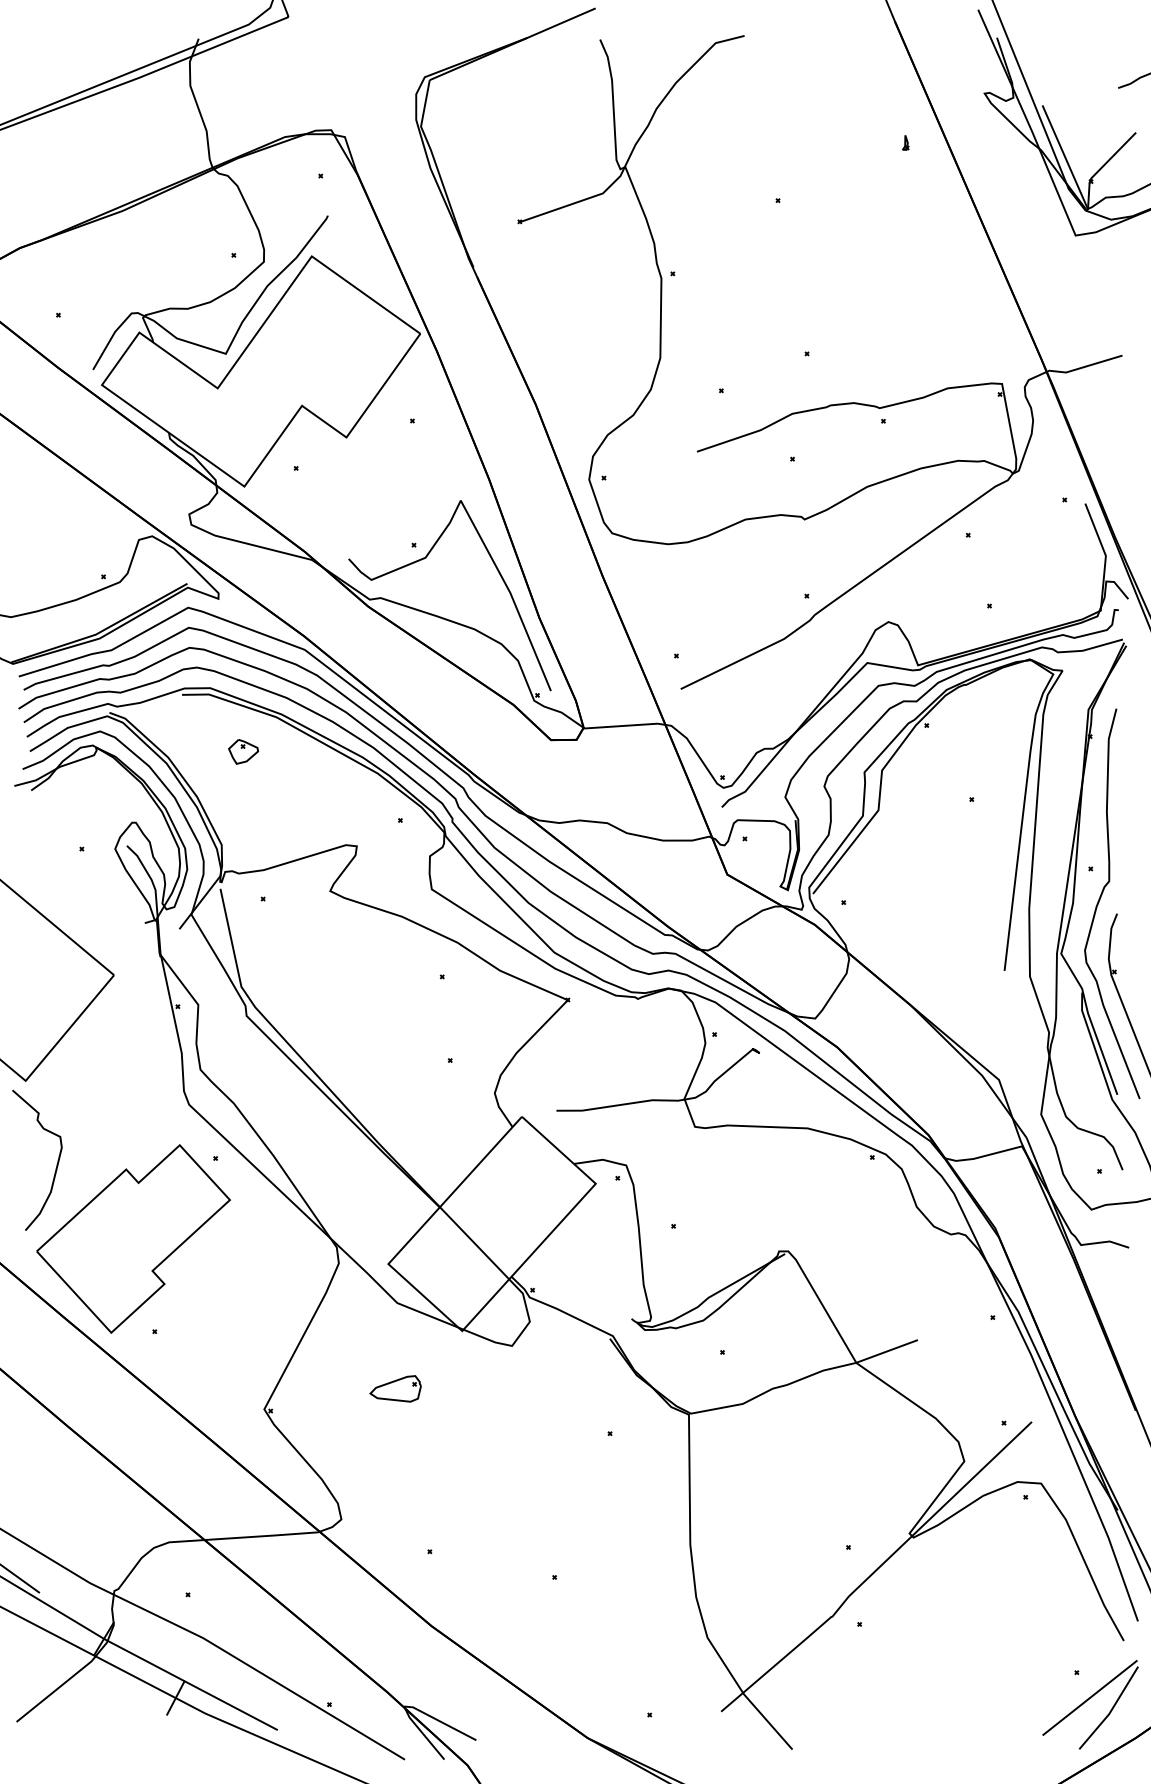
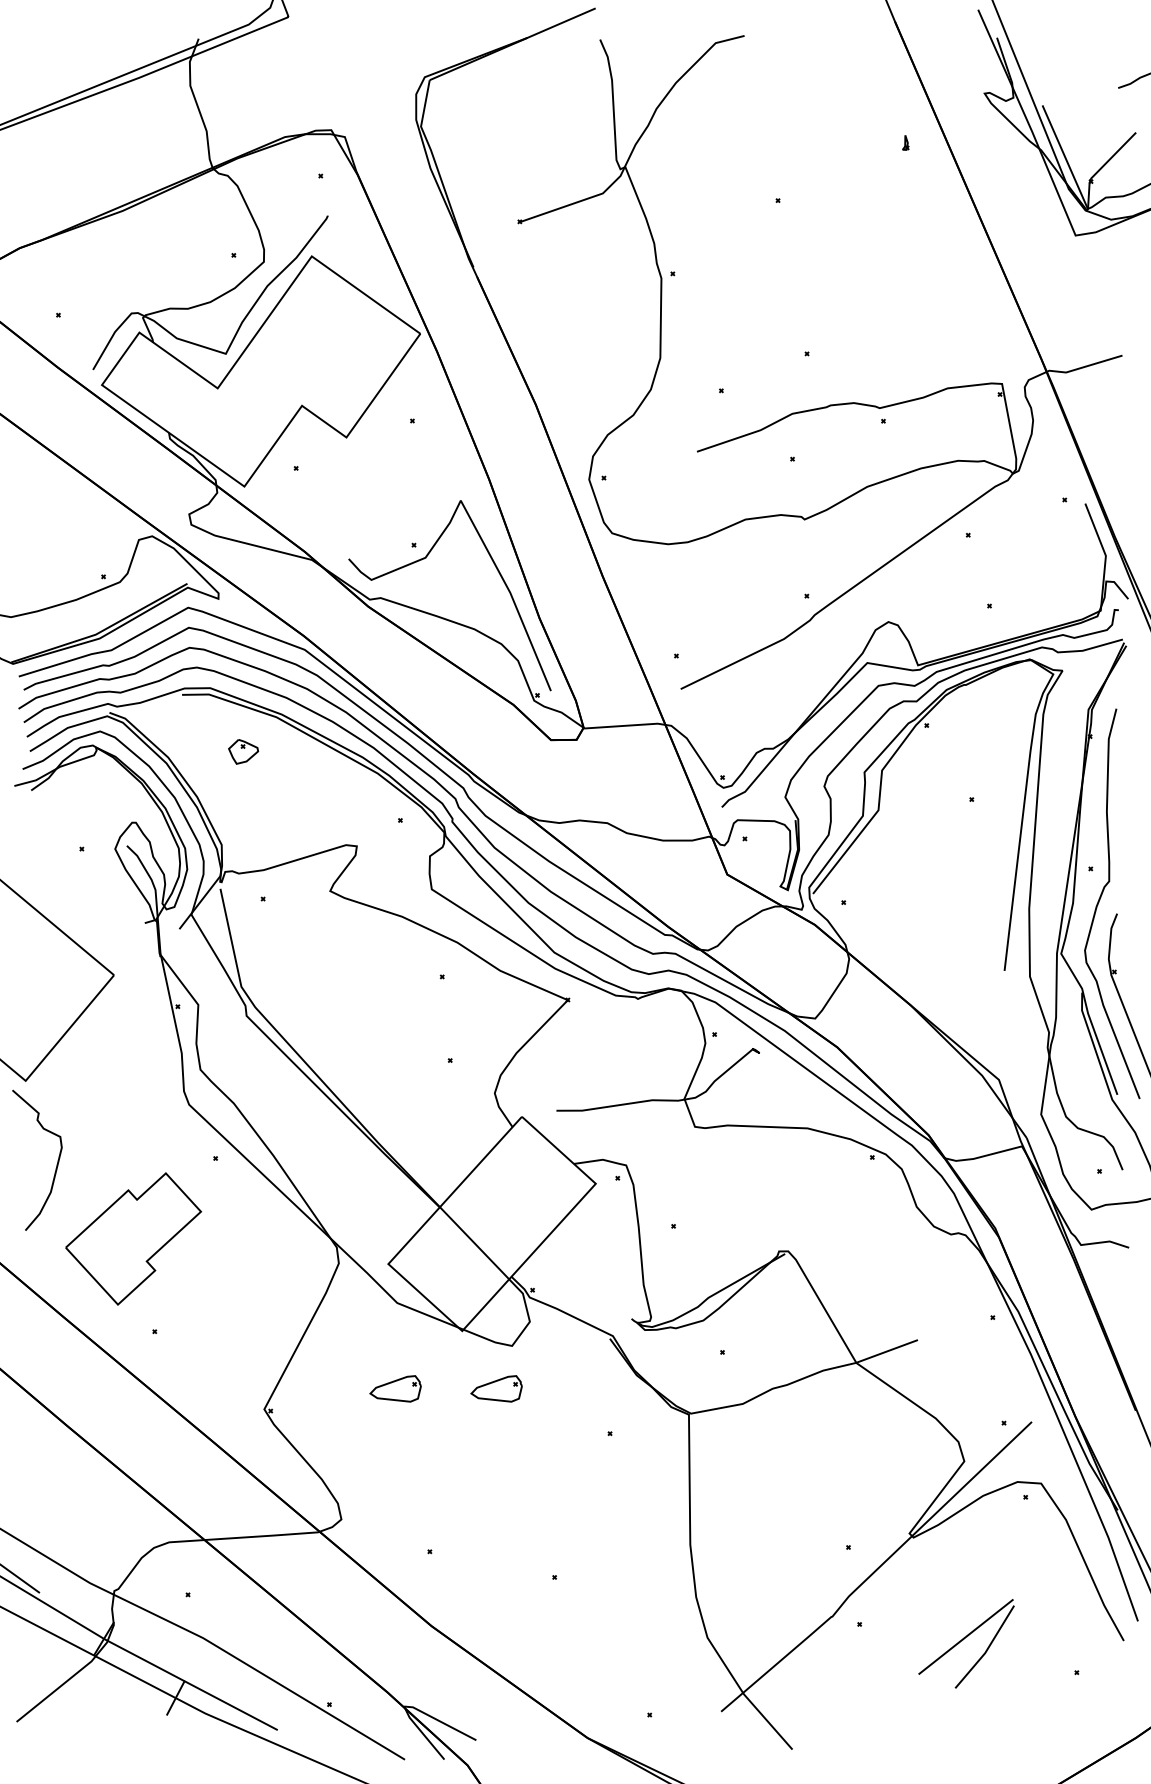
part size: 195x190 px -> 138x134 px (133, 1238)
part: none -> present (496, 1388)
part position: (1090, 1704) -> (966, 1643) (966, 1643)
